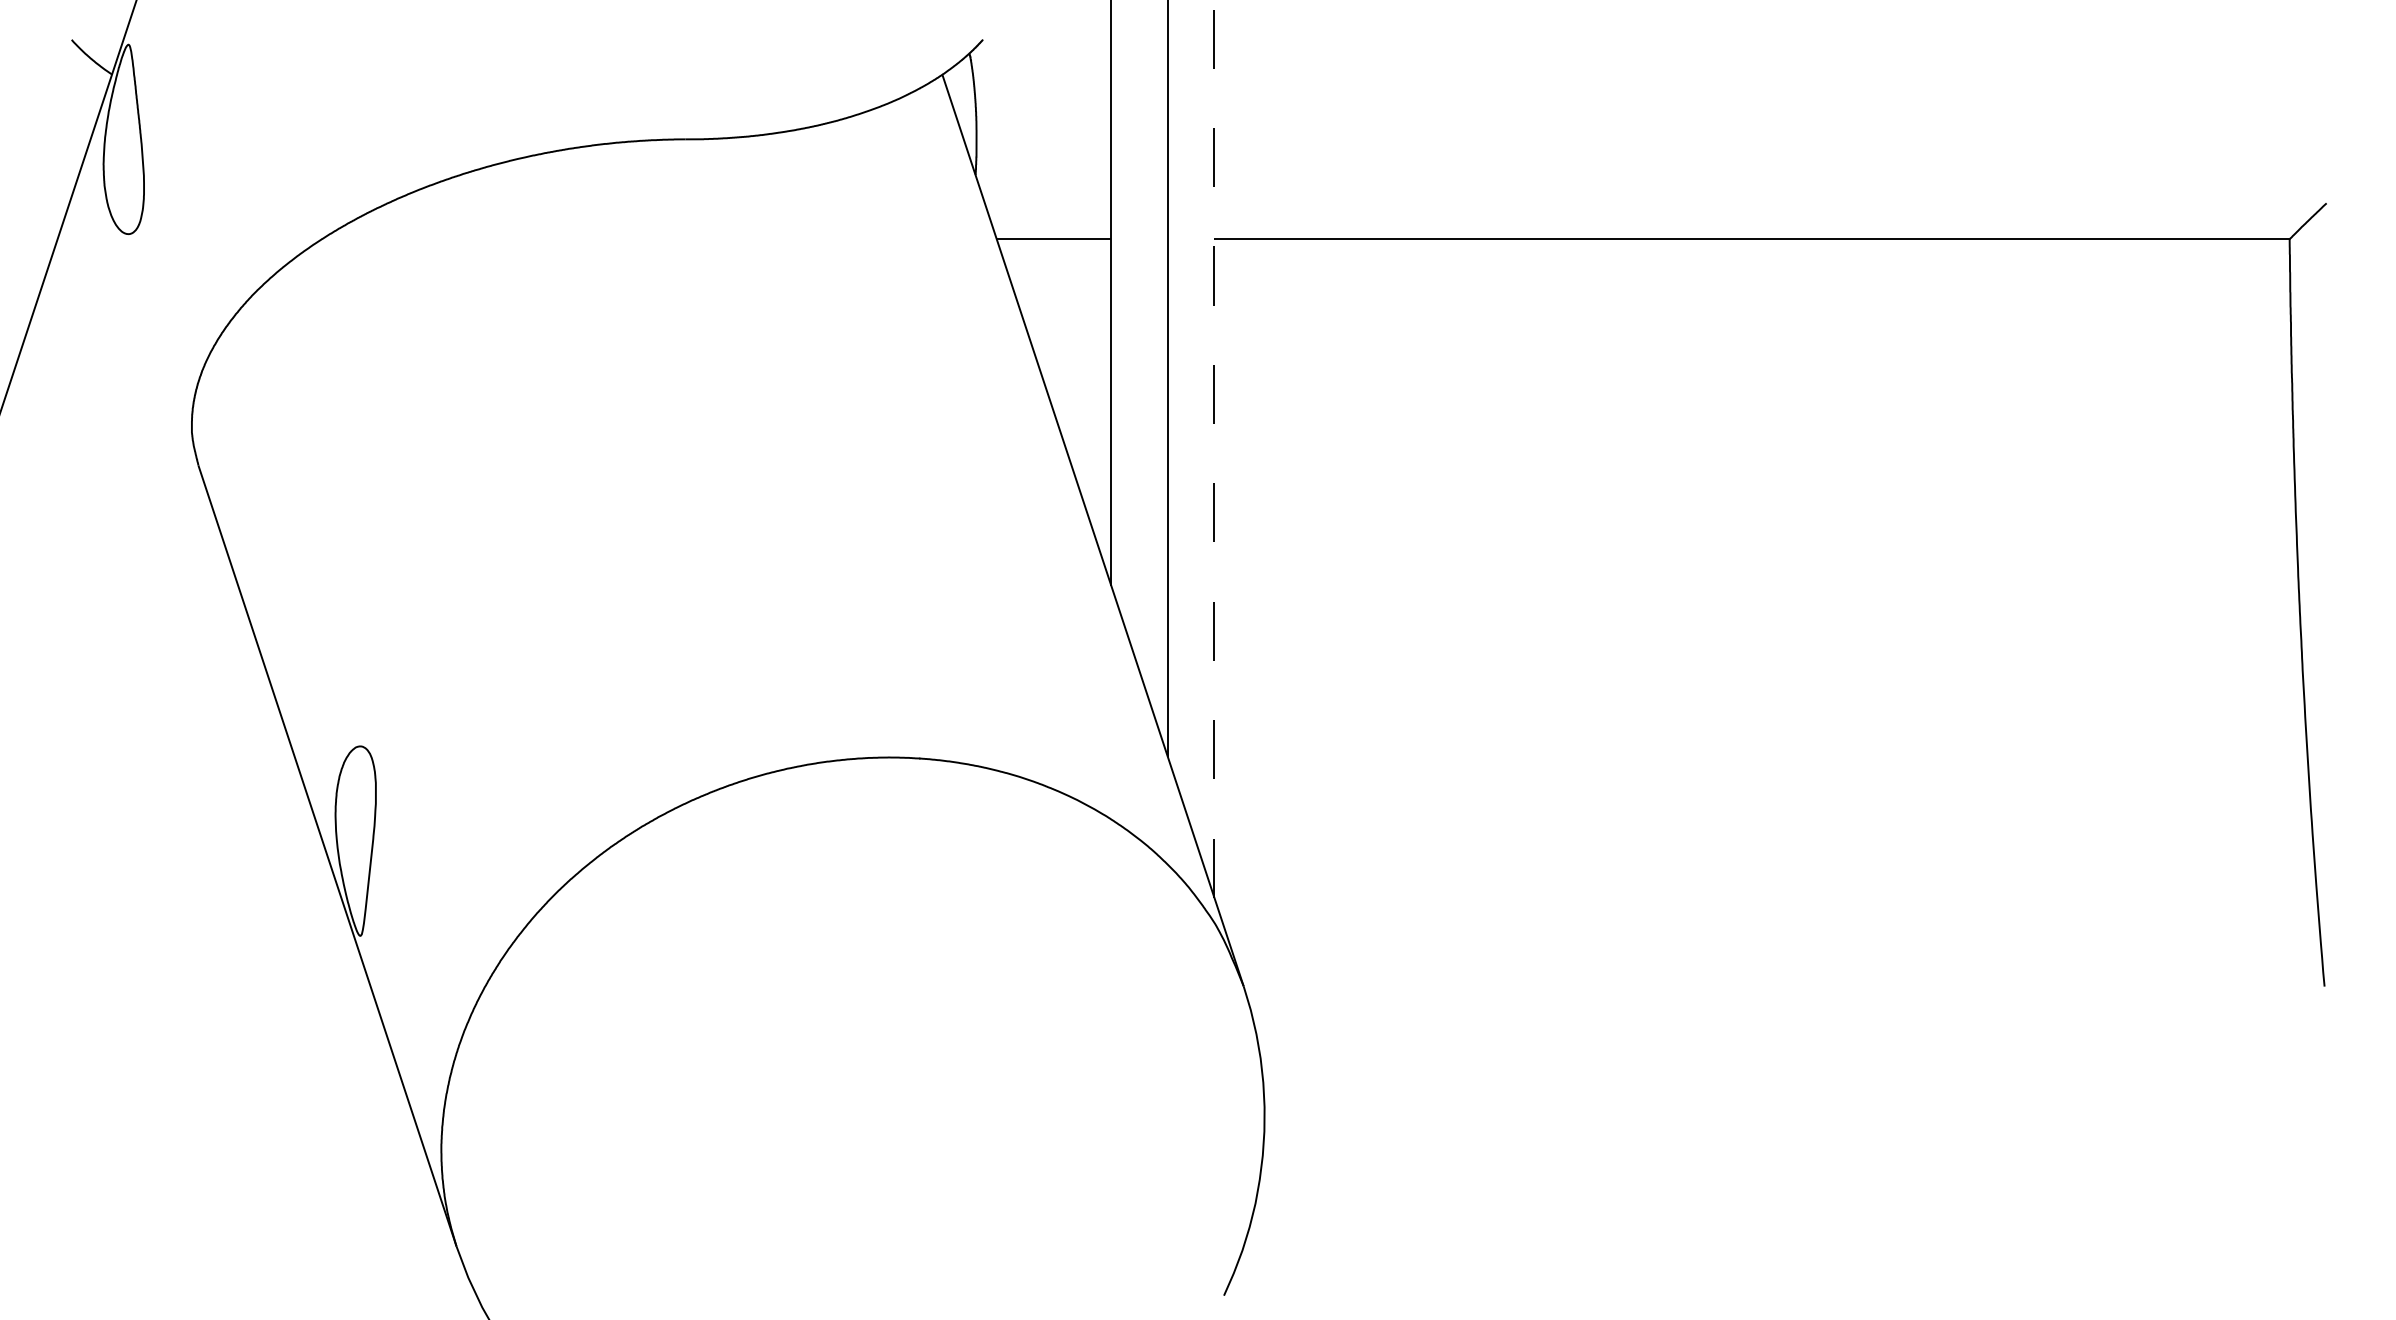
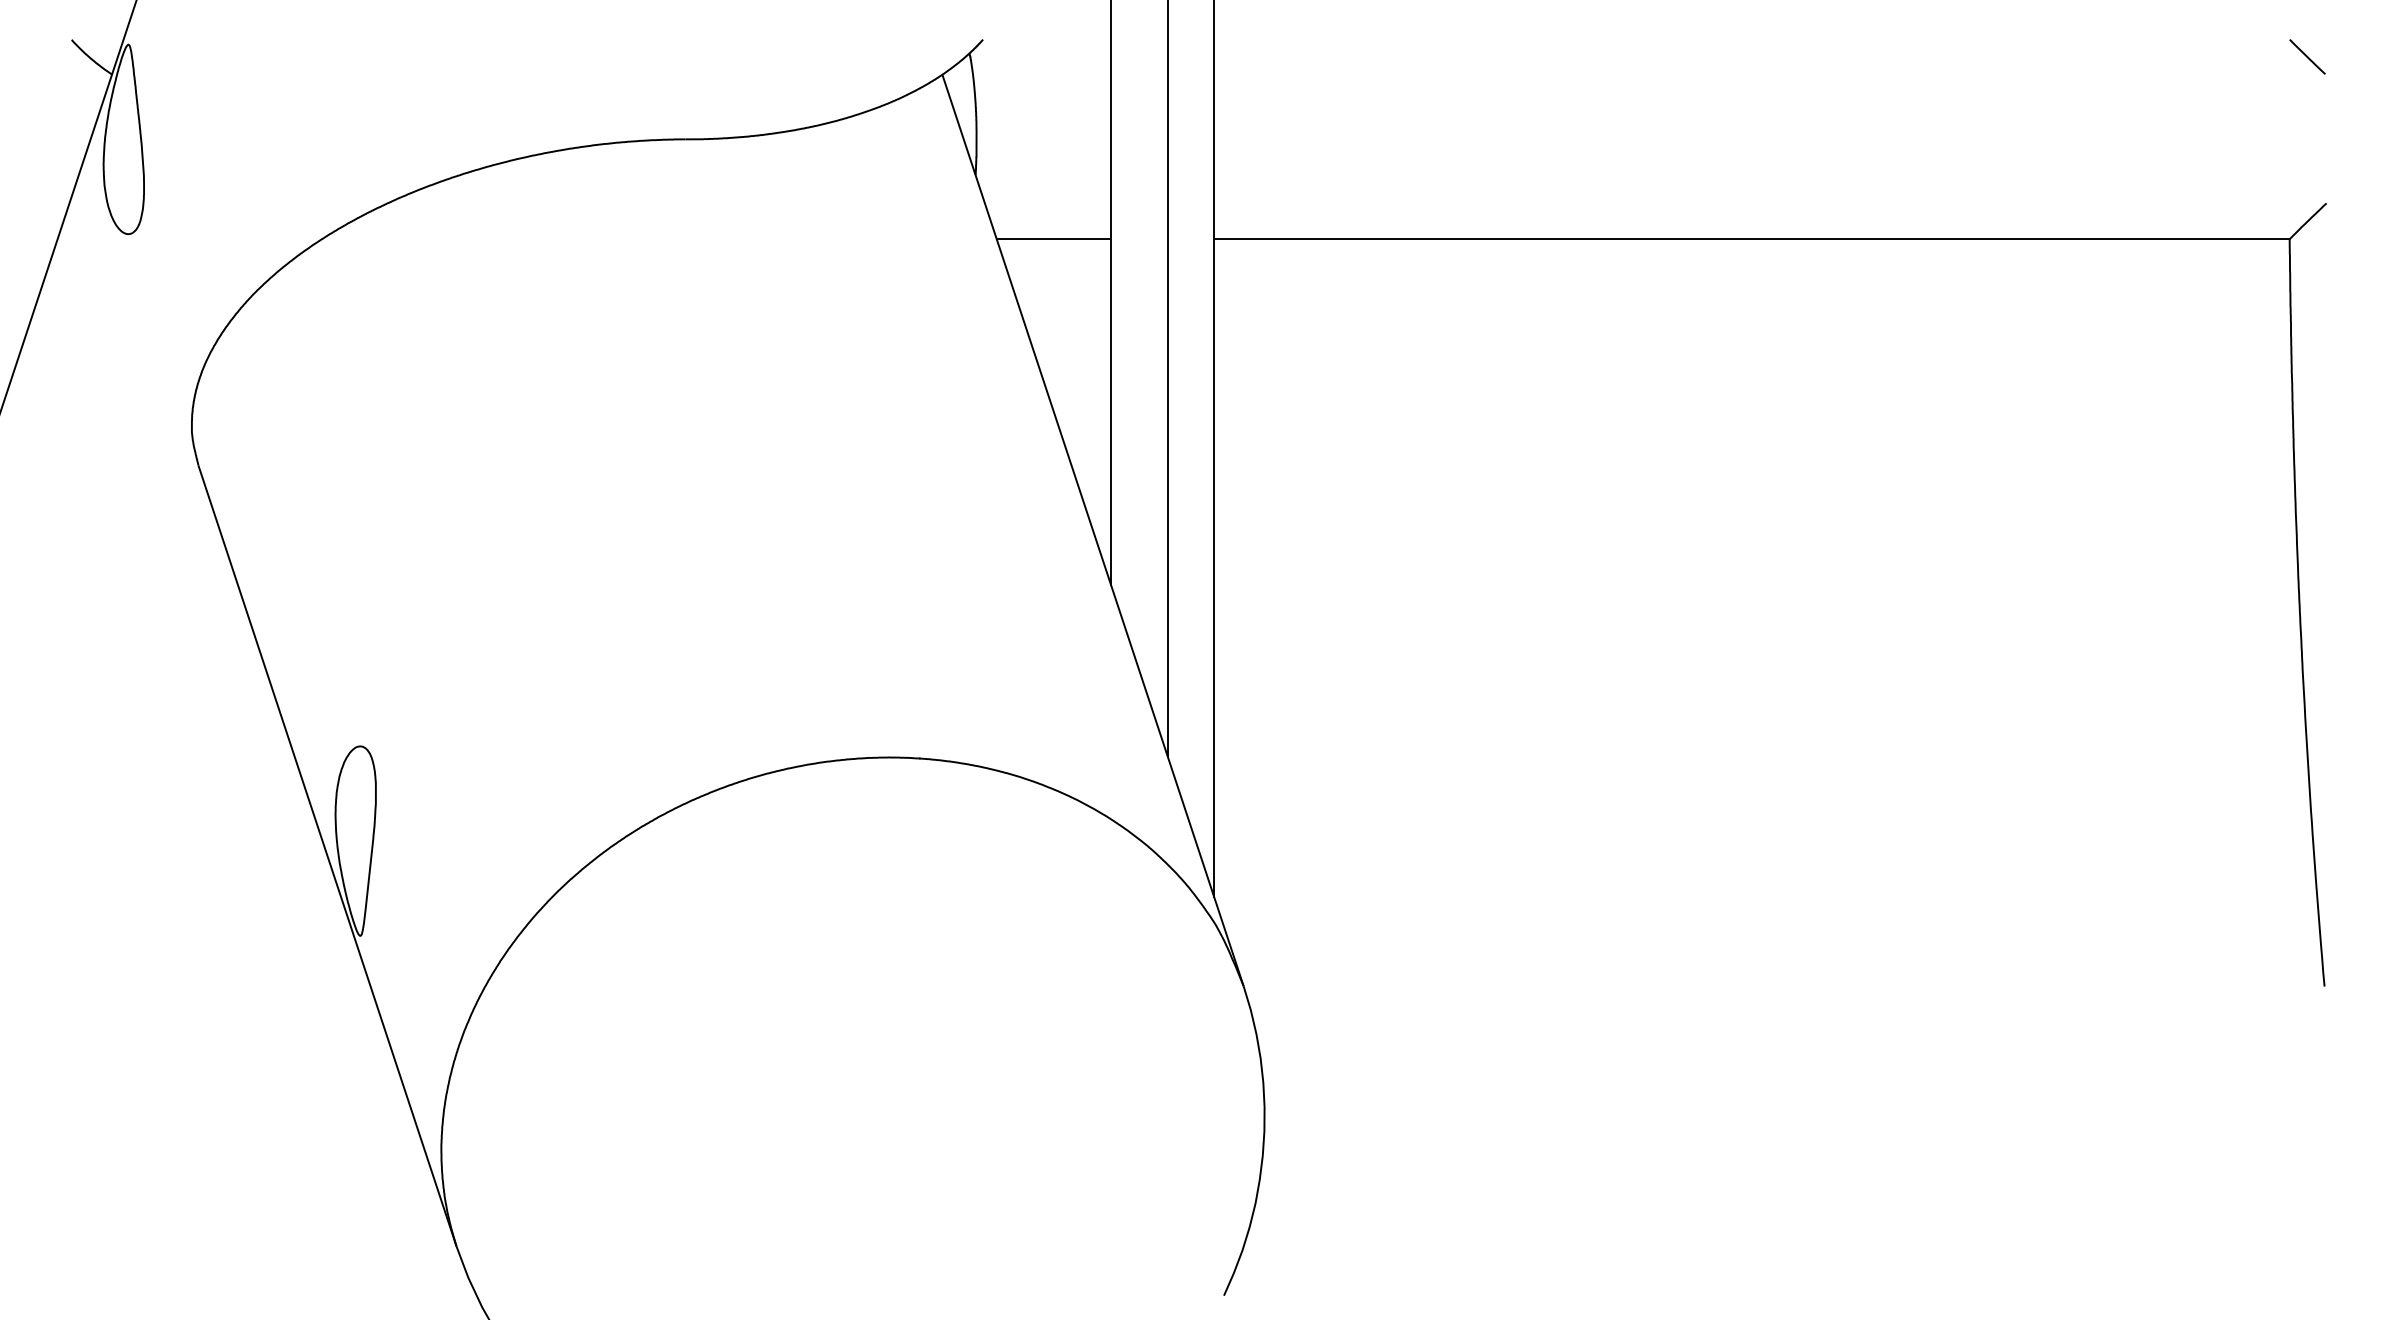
line: none -> present (2307, 56)
line: dashed -> solid (1214, 448)
